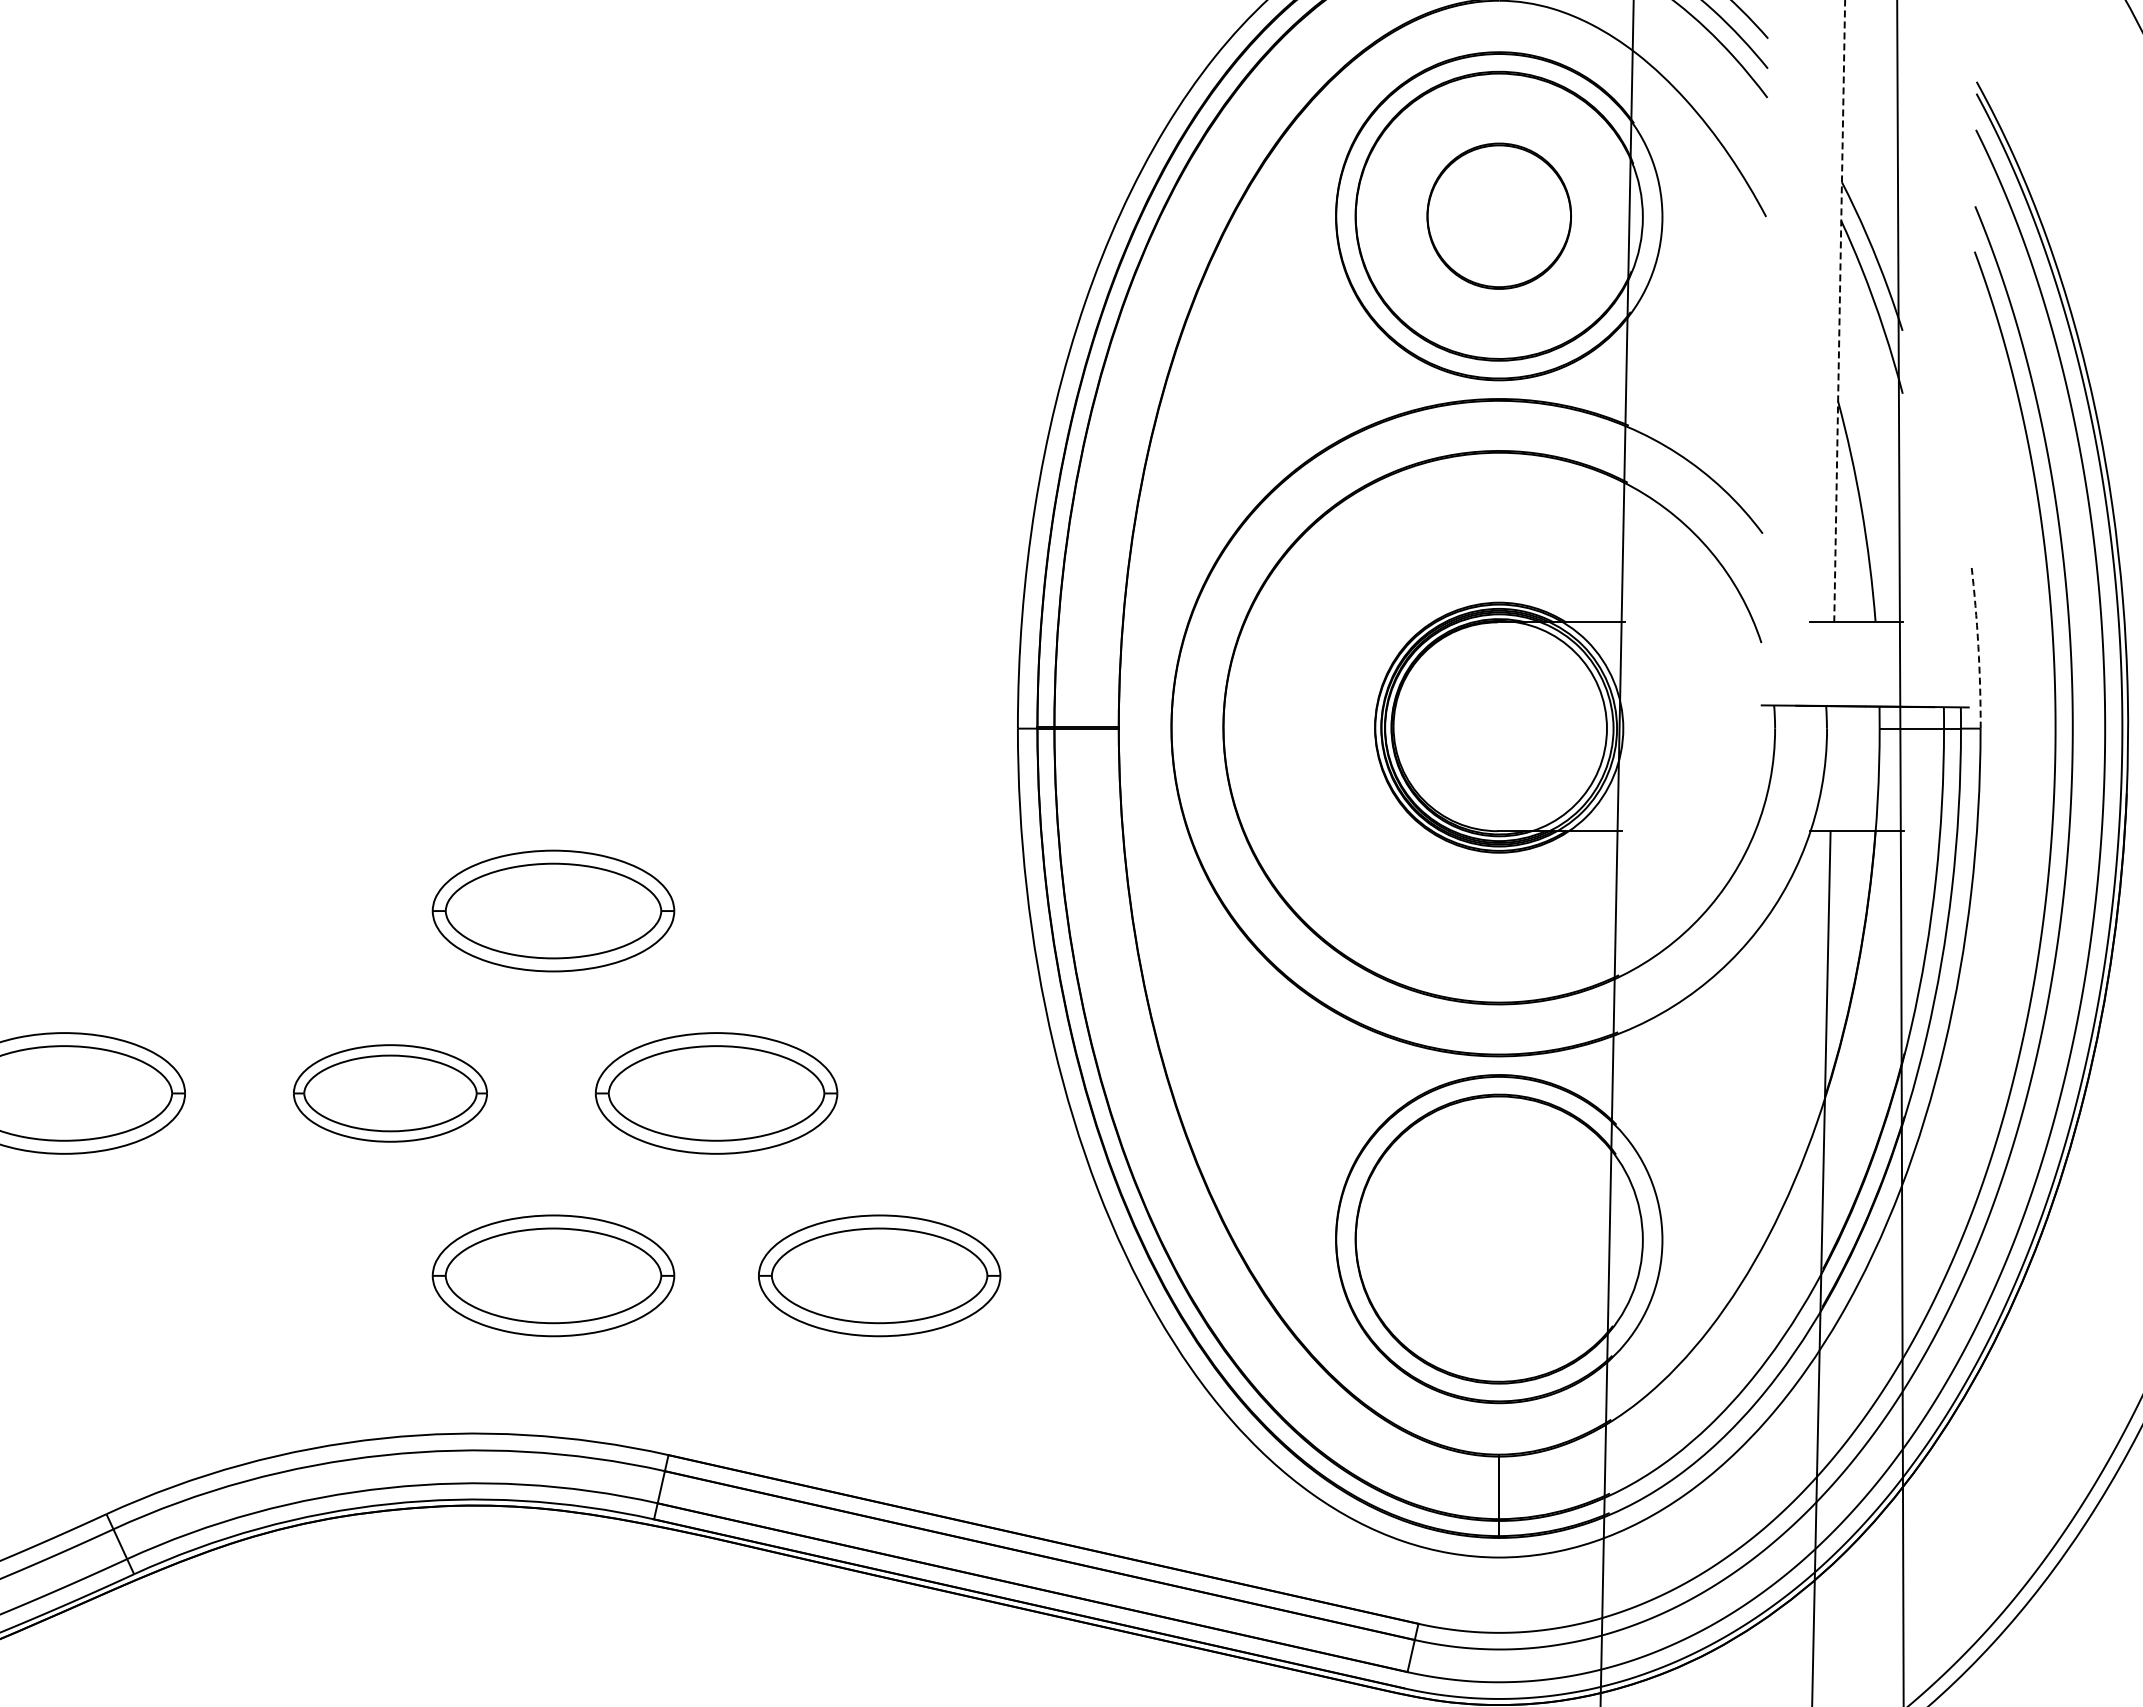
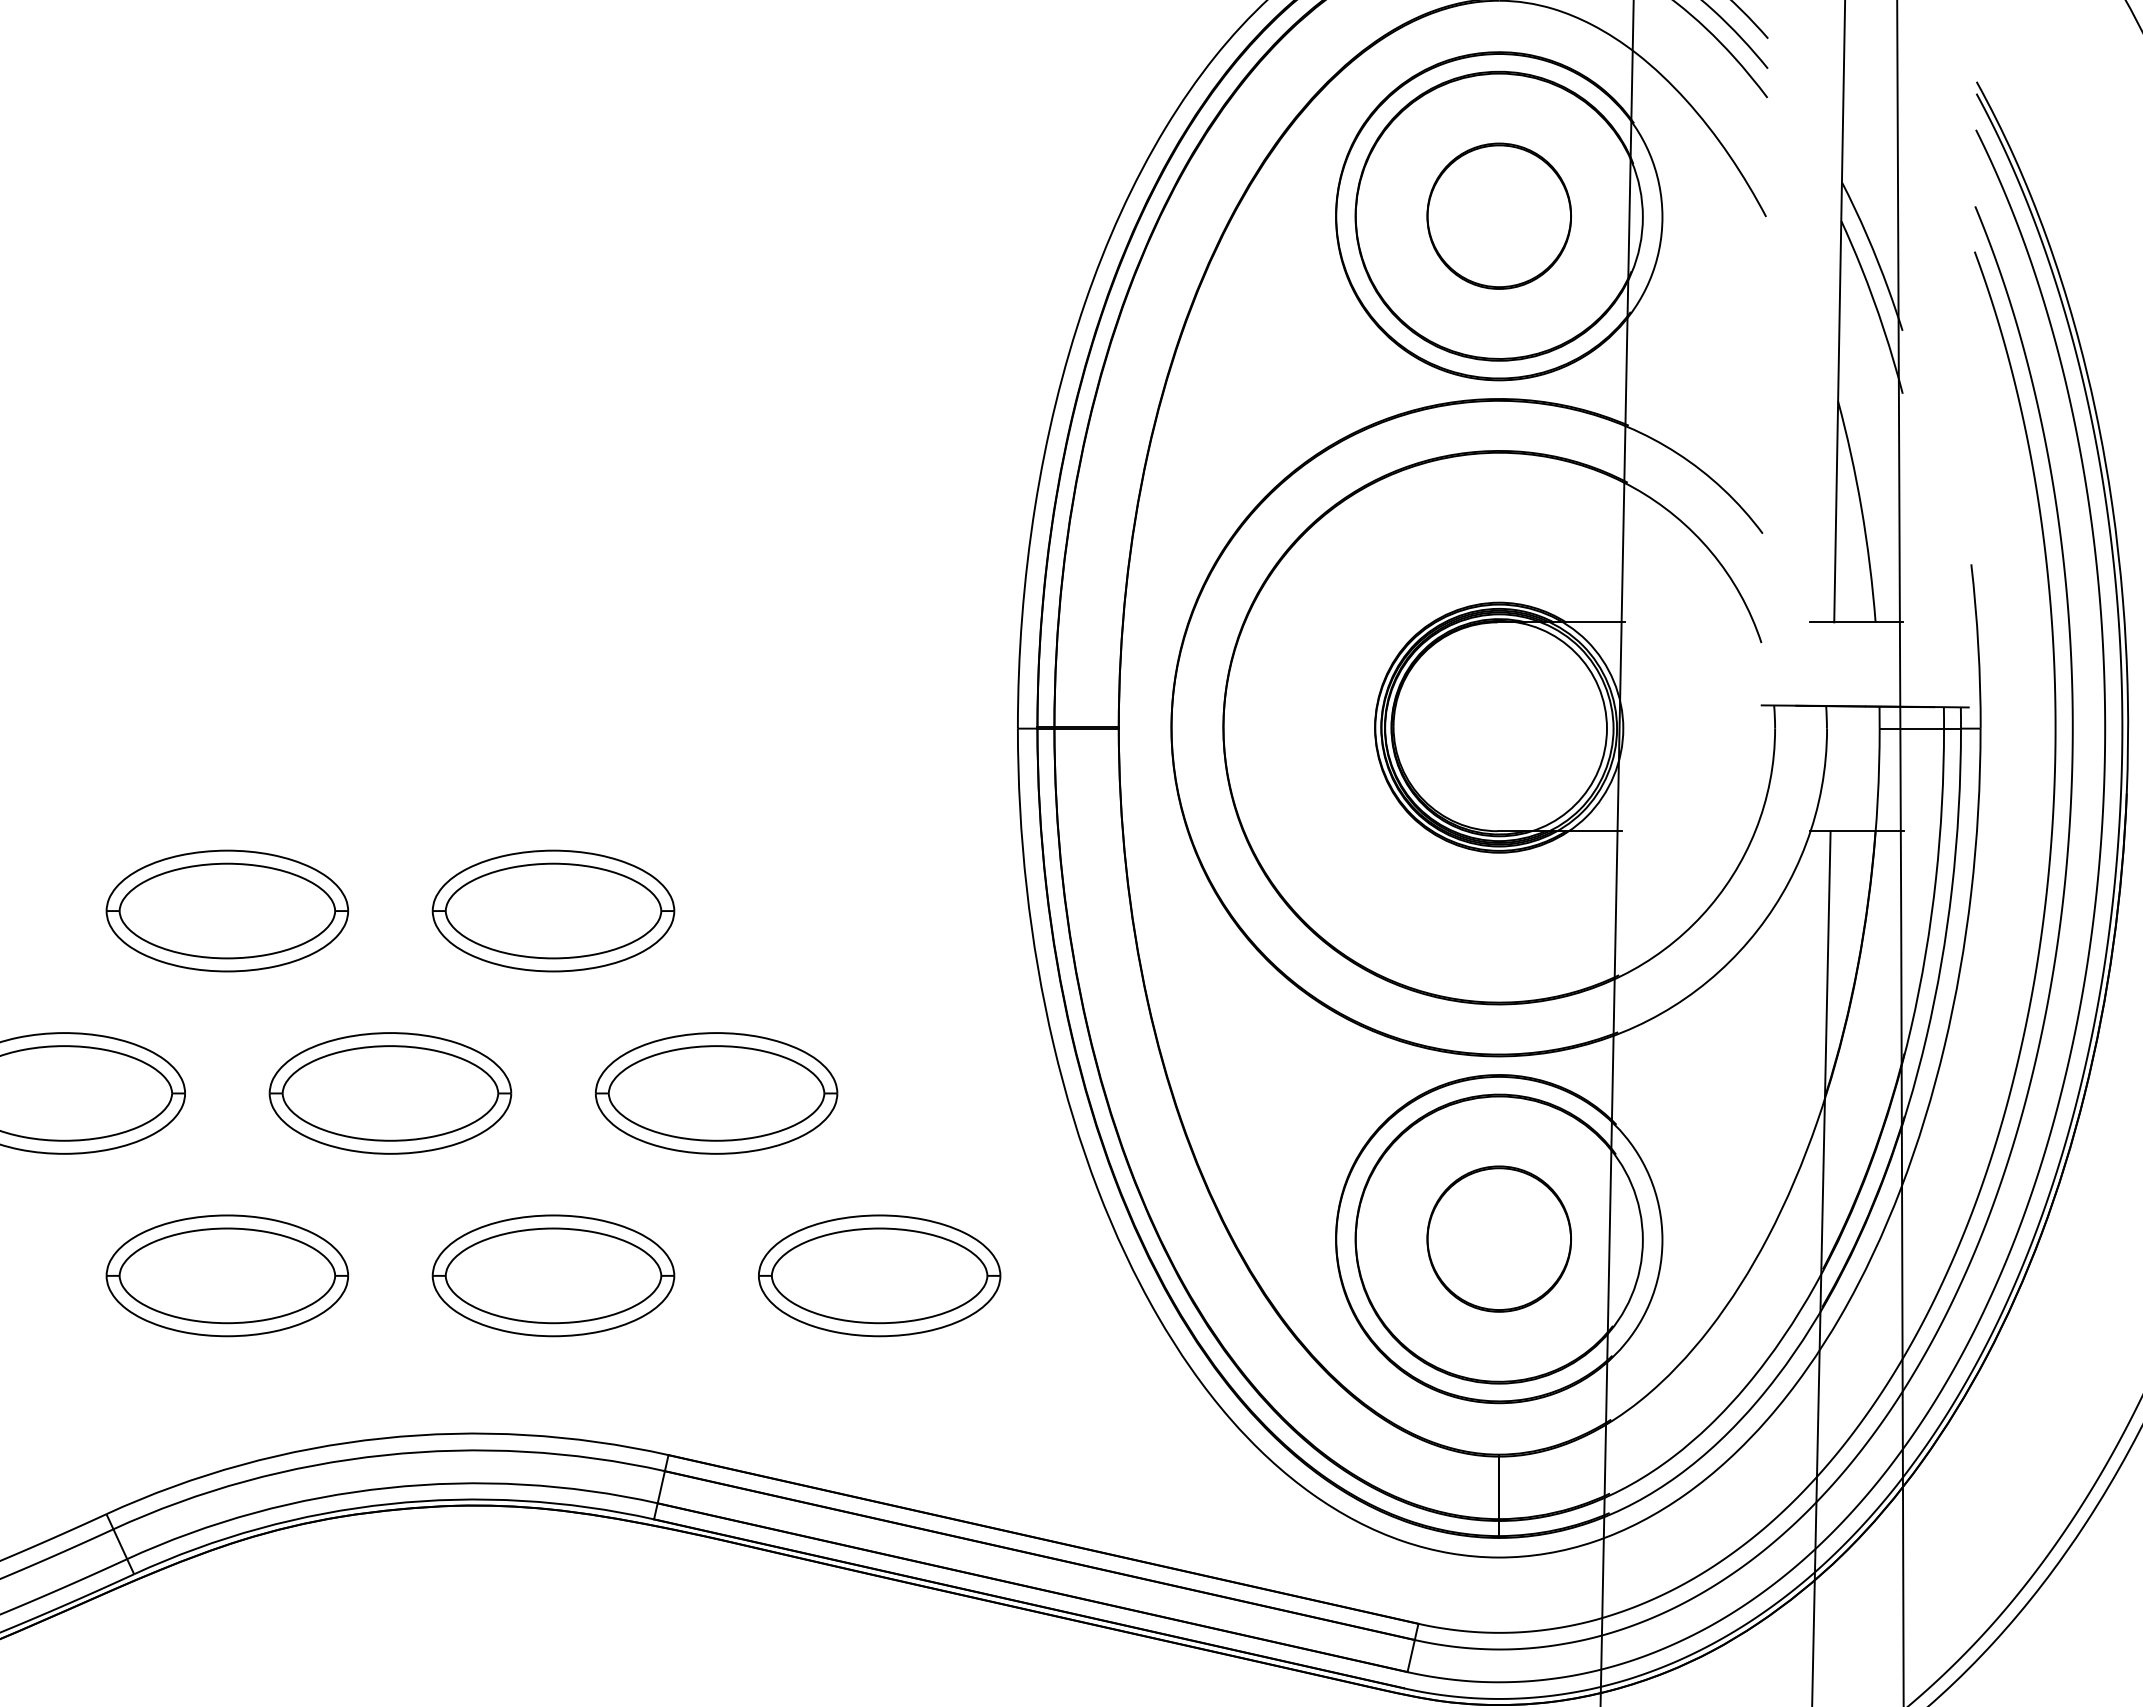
line: dashed -> solid (1839, 311)
arc: dashed -> solid (1978, 646)
part: none -> present (227, 910)
part size: 195x99 px -> 245x123 px (390, 1093)
part: none -> present (1498, 1238)
part: none -> present (227, 1275)
